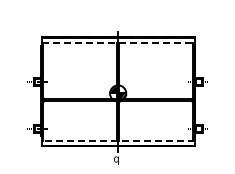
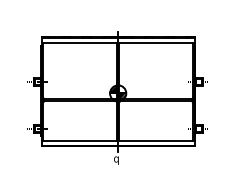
line: dashed -> solid (118, 42)
line: dashed -> solid (118, 140)
